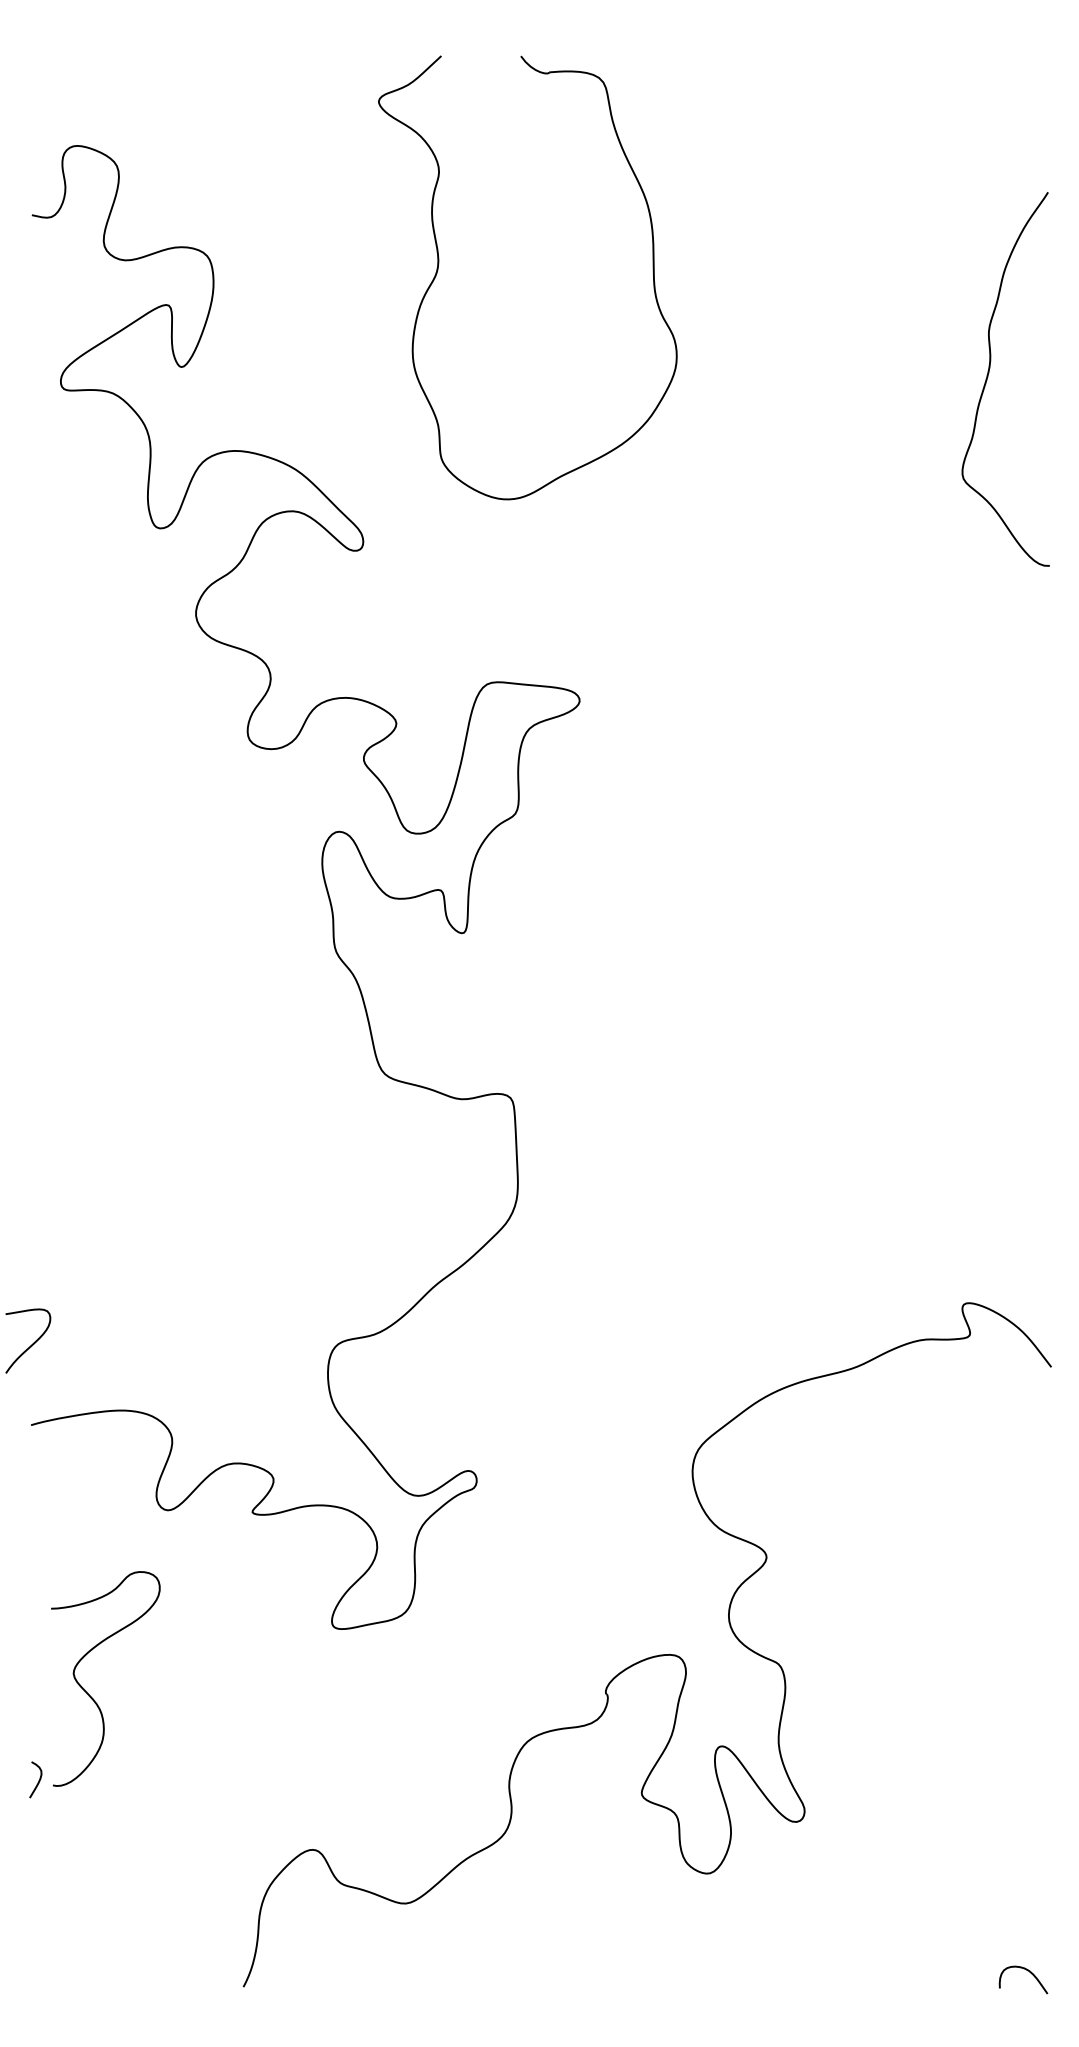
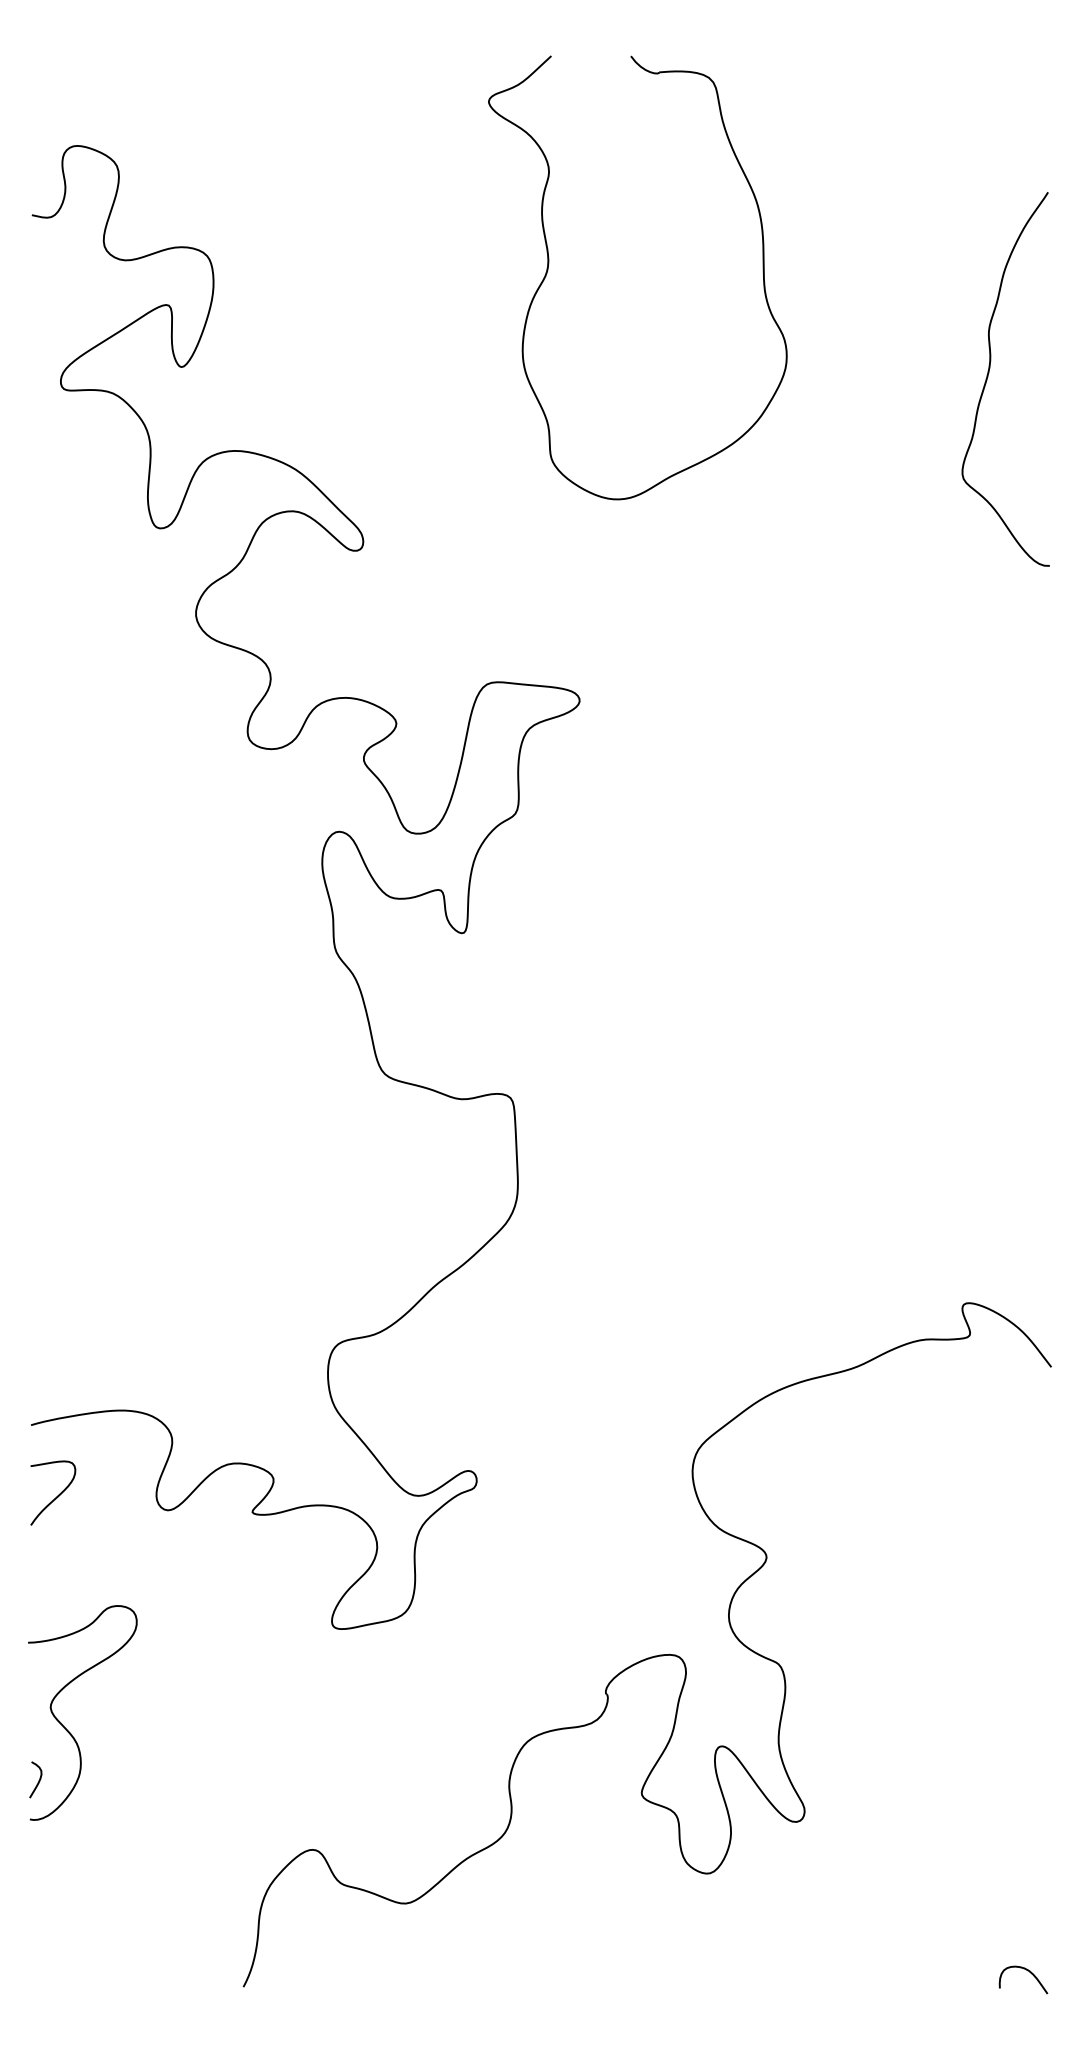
part position: (439, 264) -> (549, 264) (549, 264)
curve position: (32, 1343) -> (57, 1495) (57, 1495)
curve position: (89, 1694) -> (66, 1728) (66, 1728)
